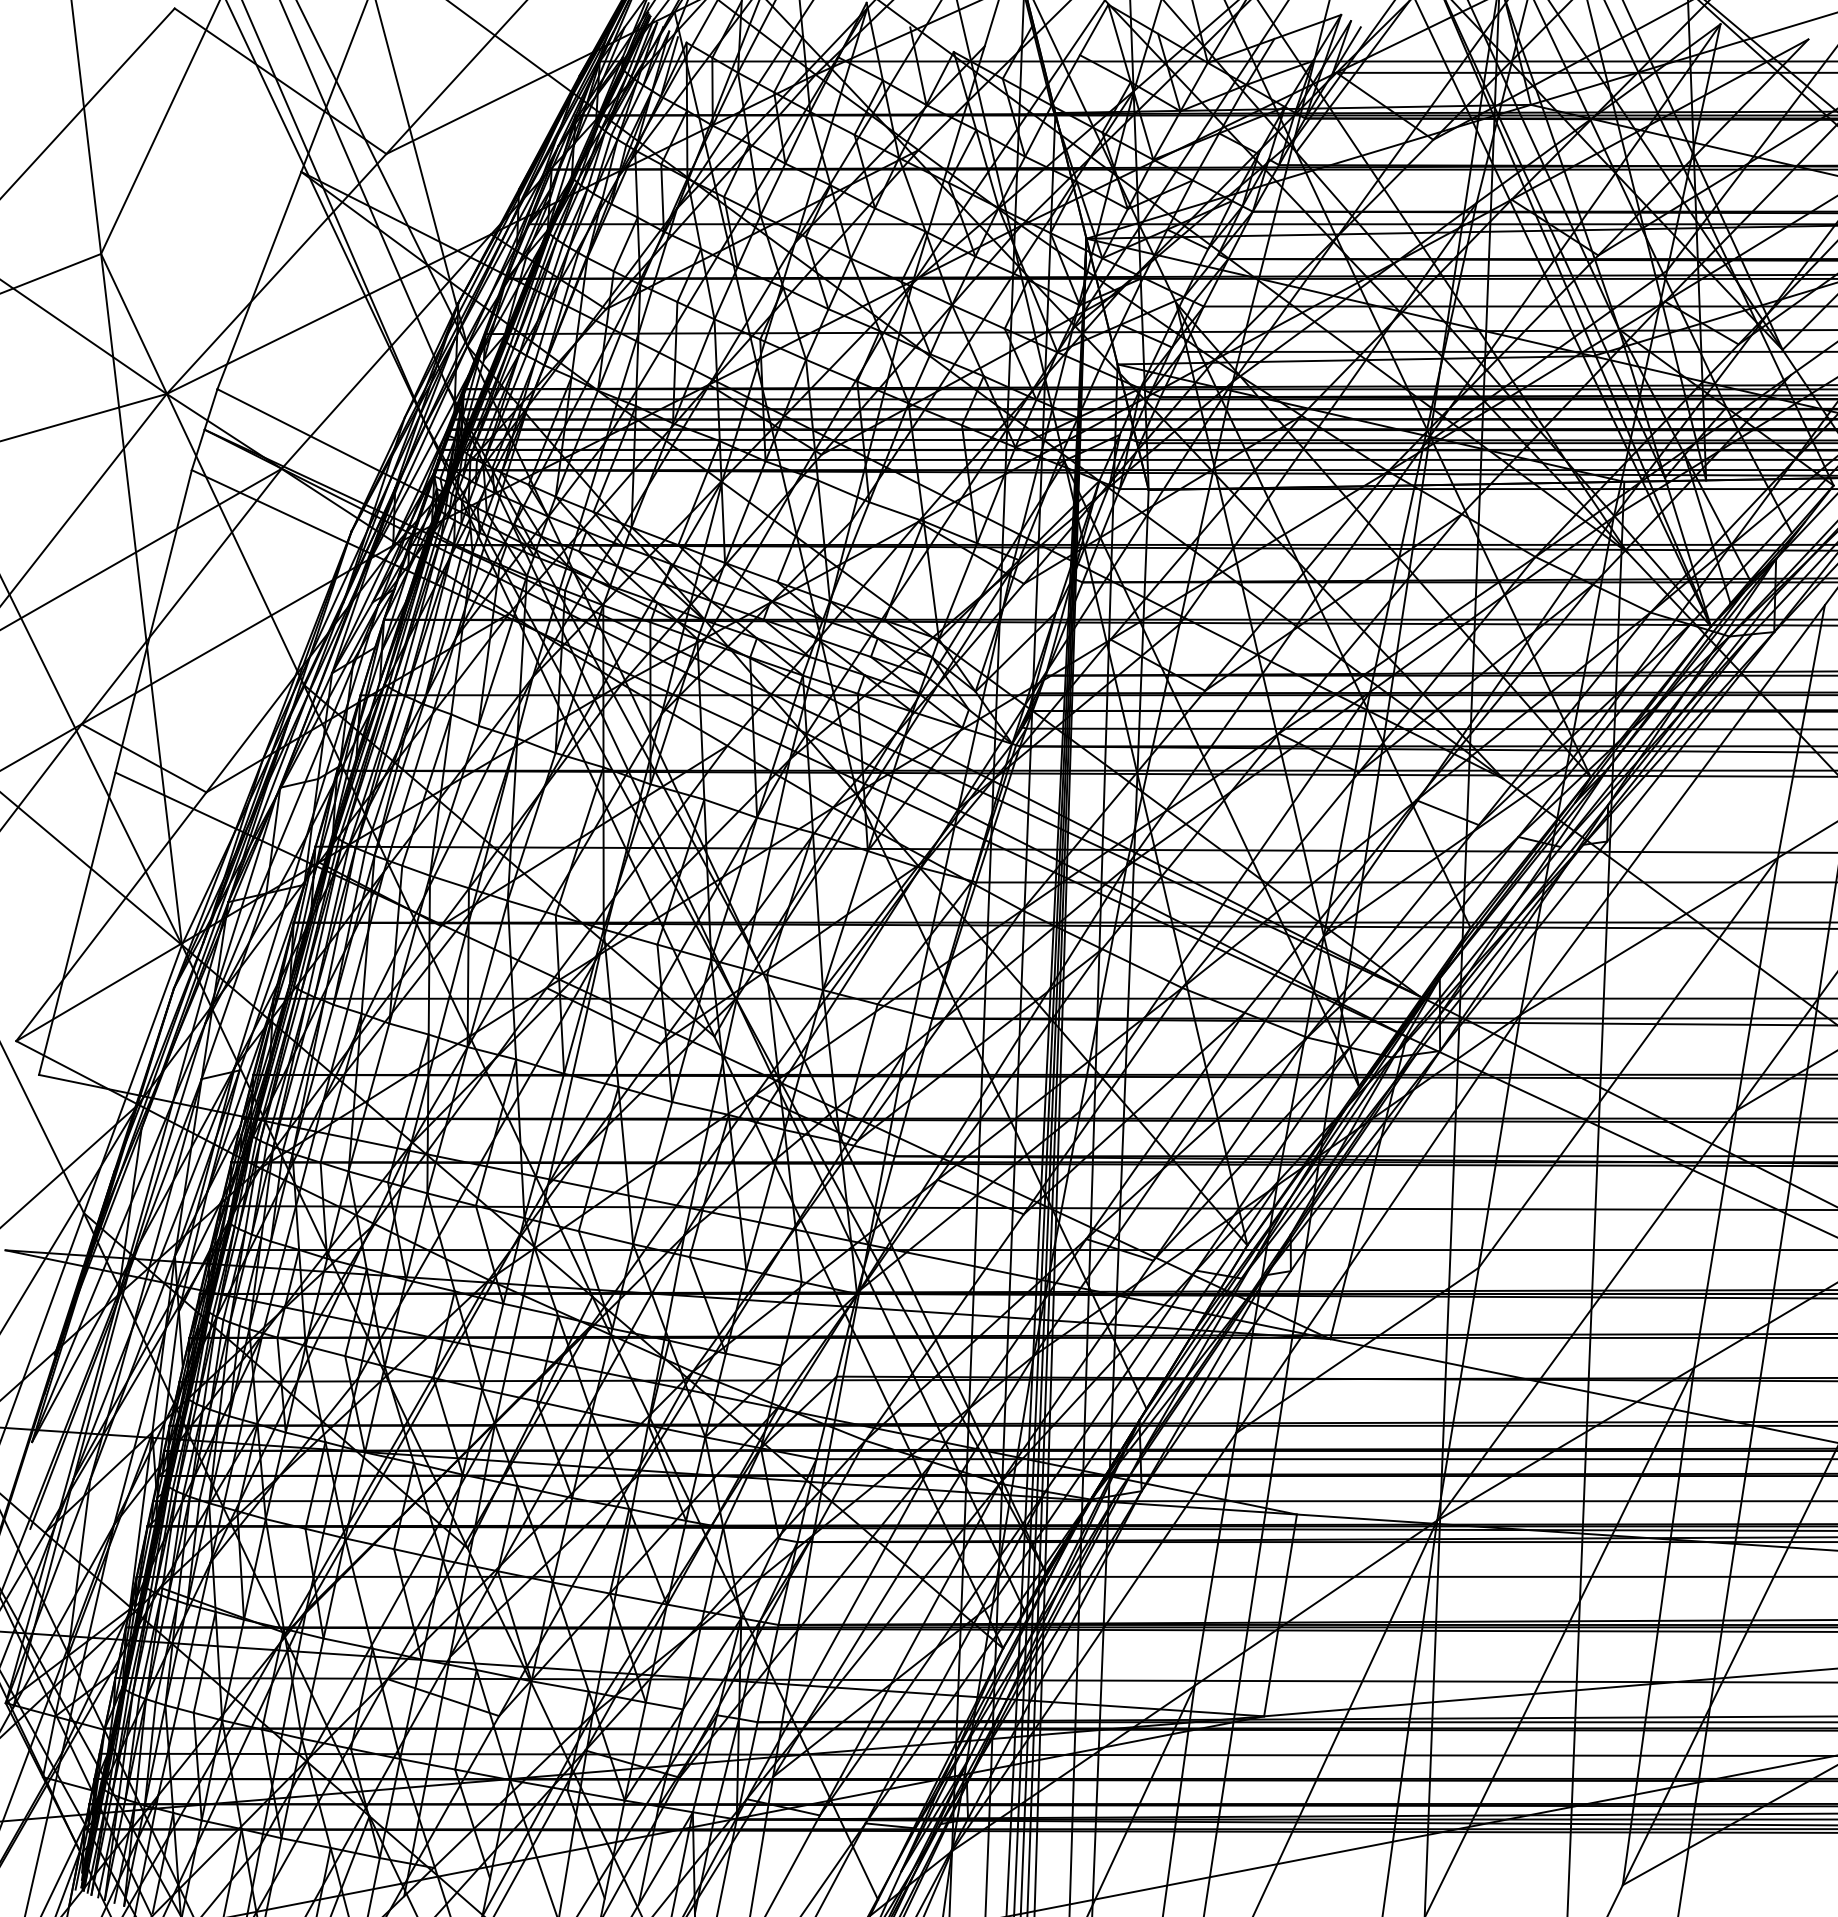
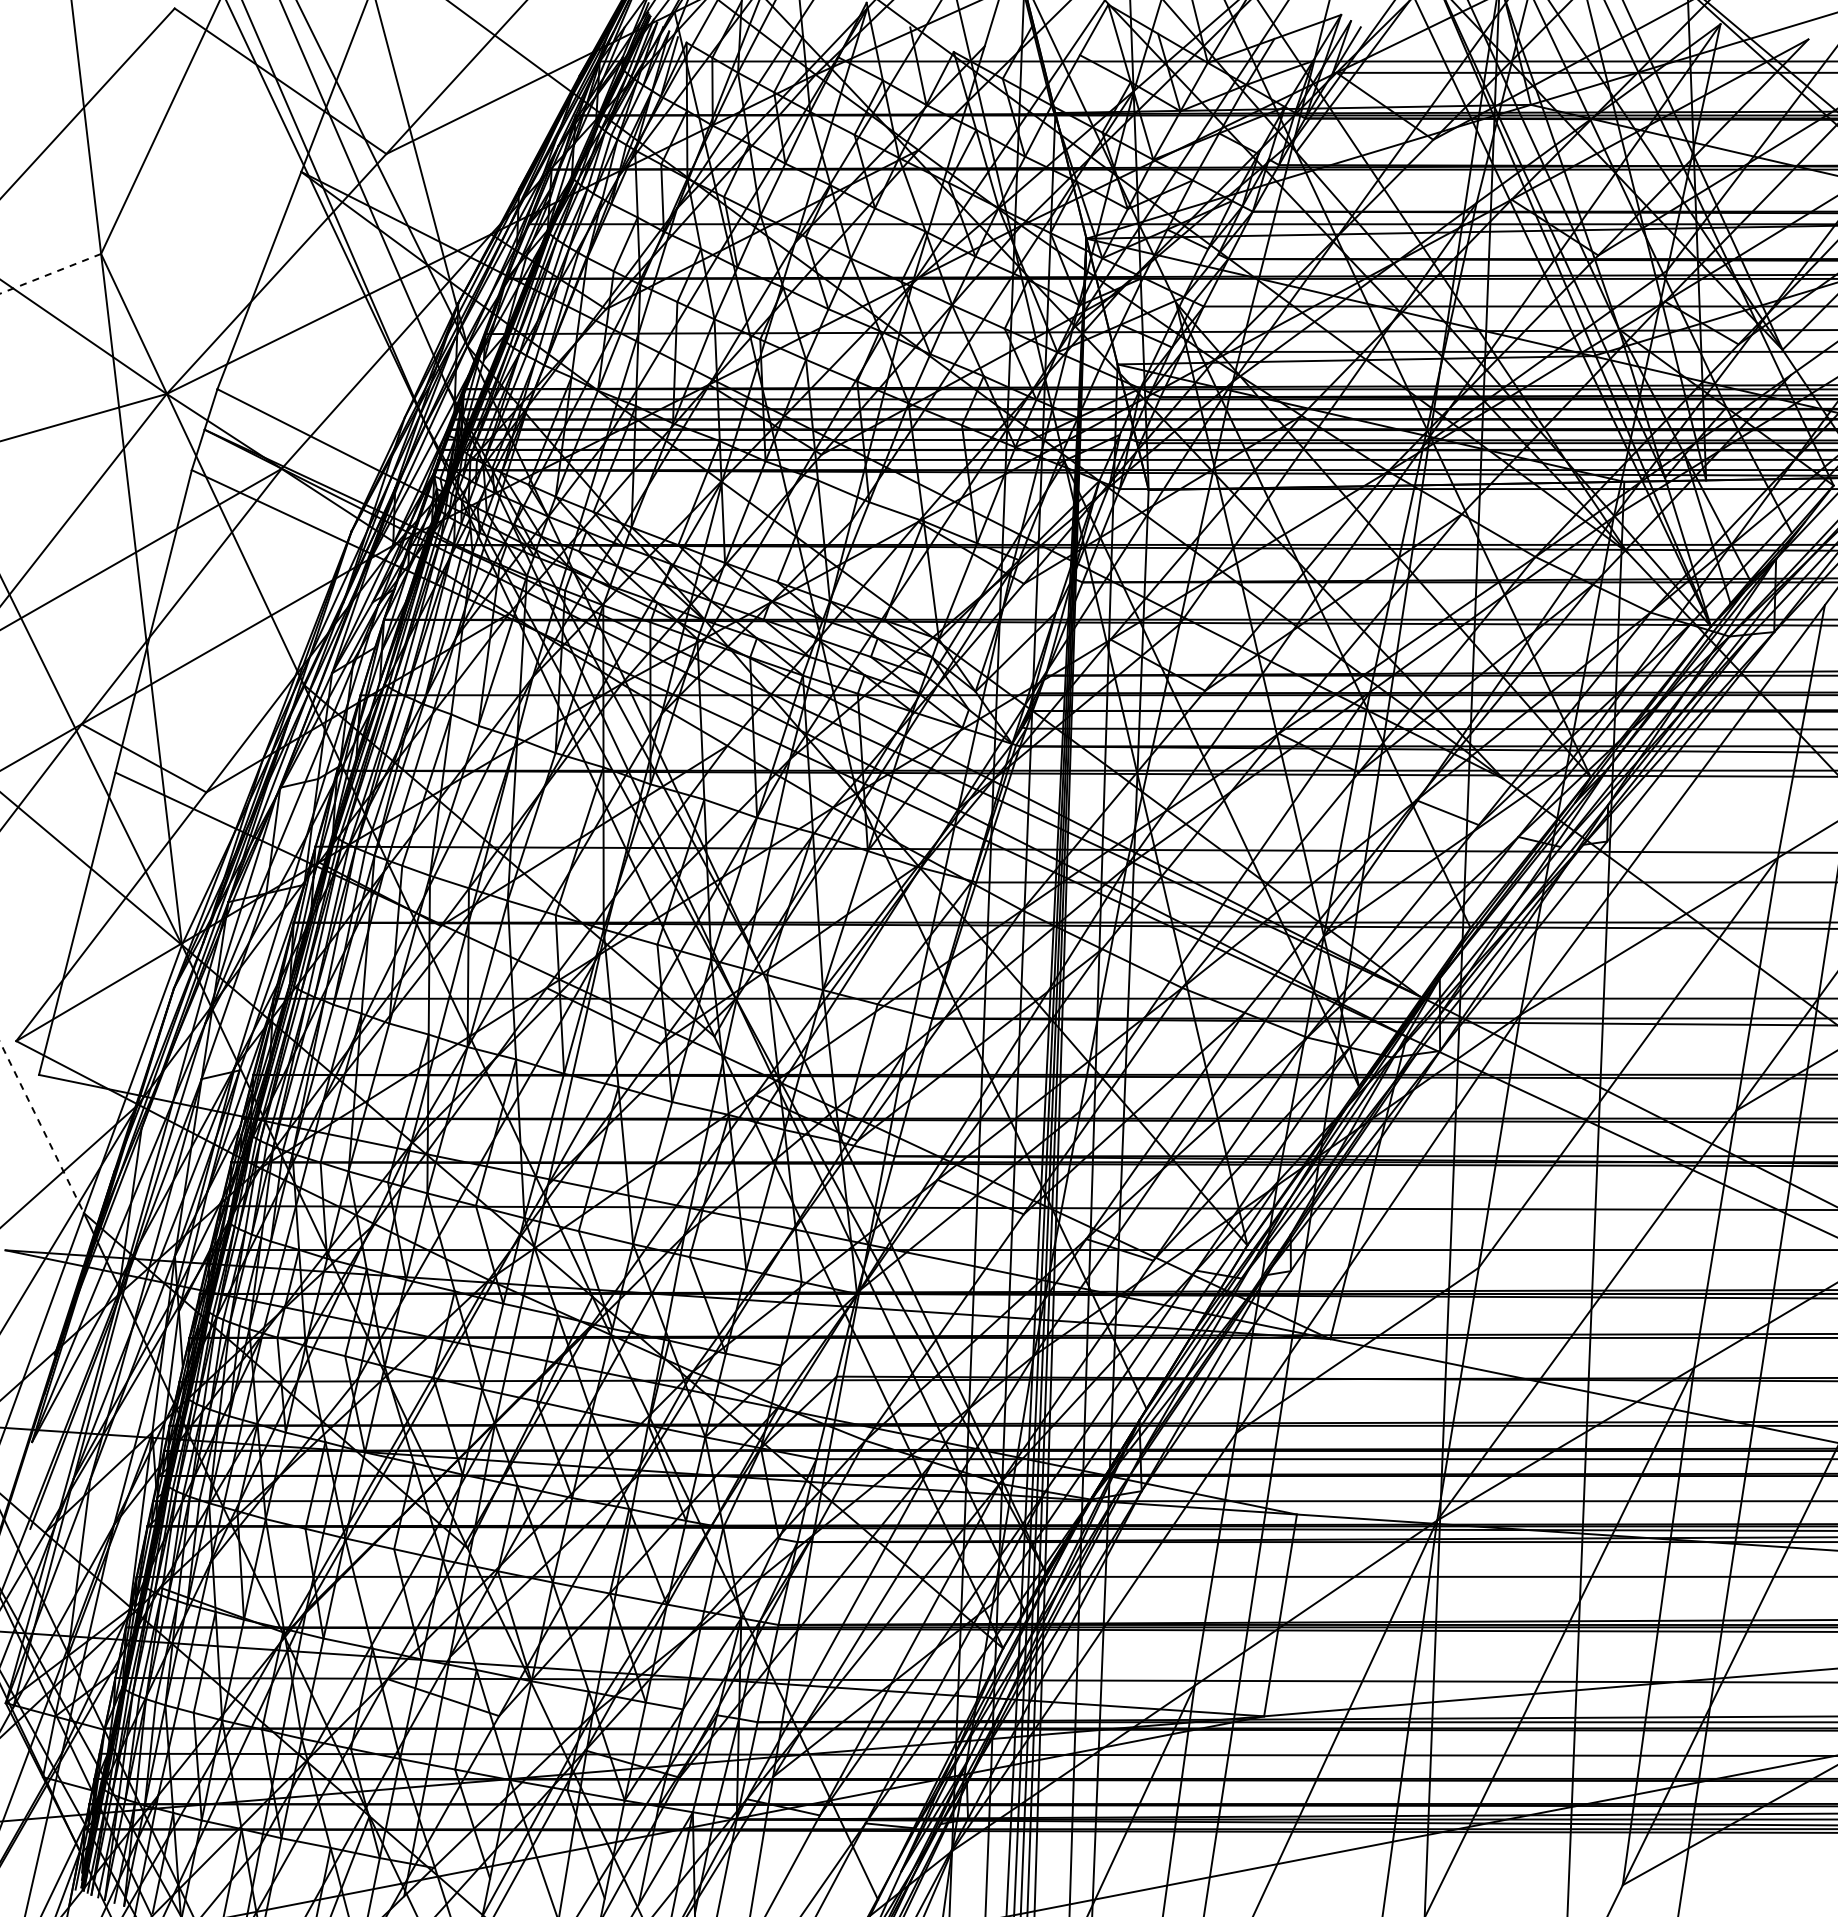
line: solid -> dashed (51, 273)
line: solid -> dashed (42, 1128)
